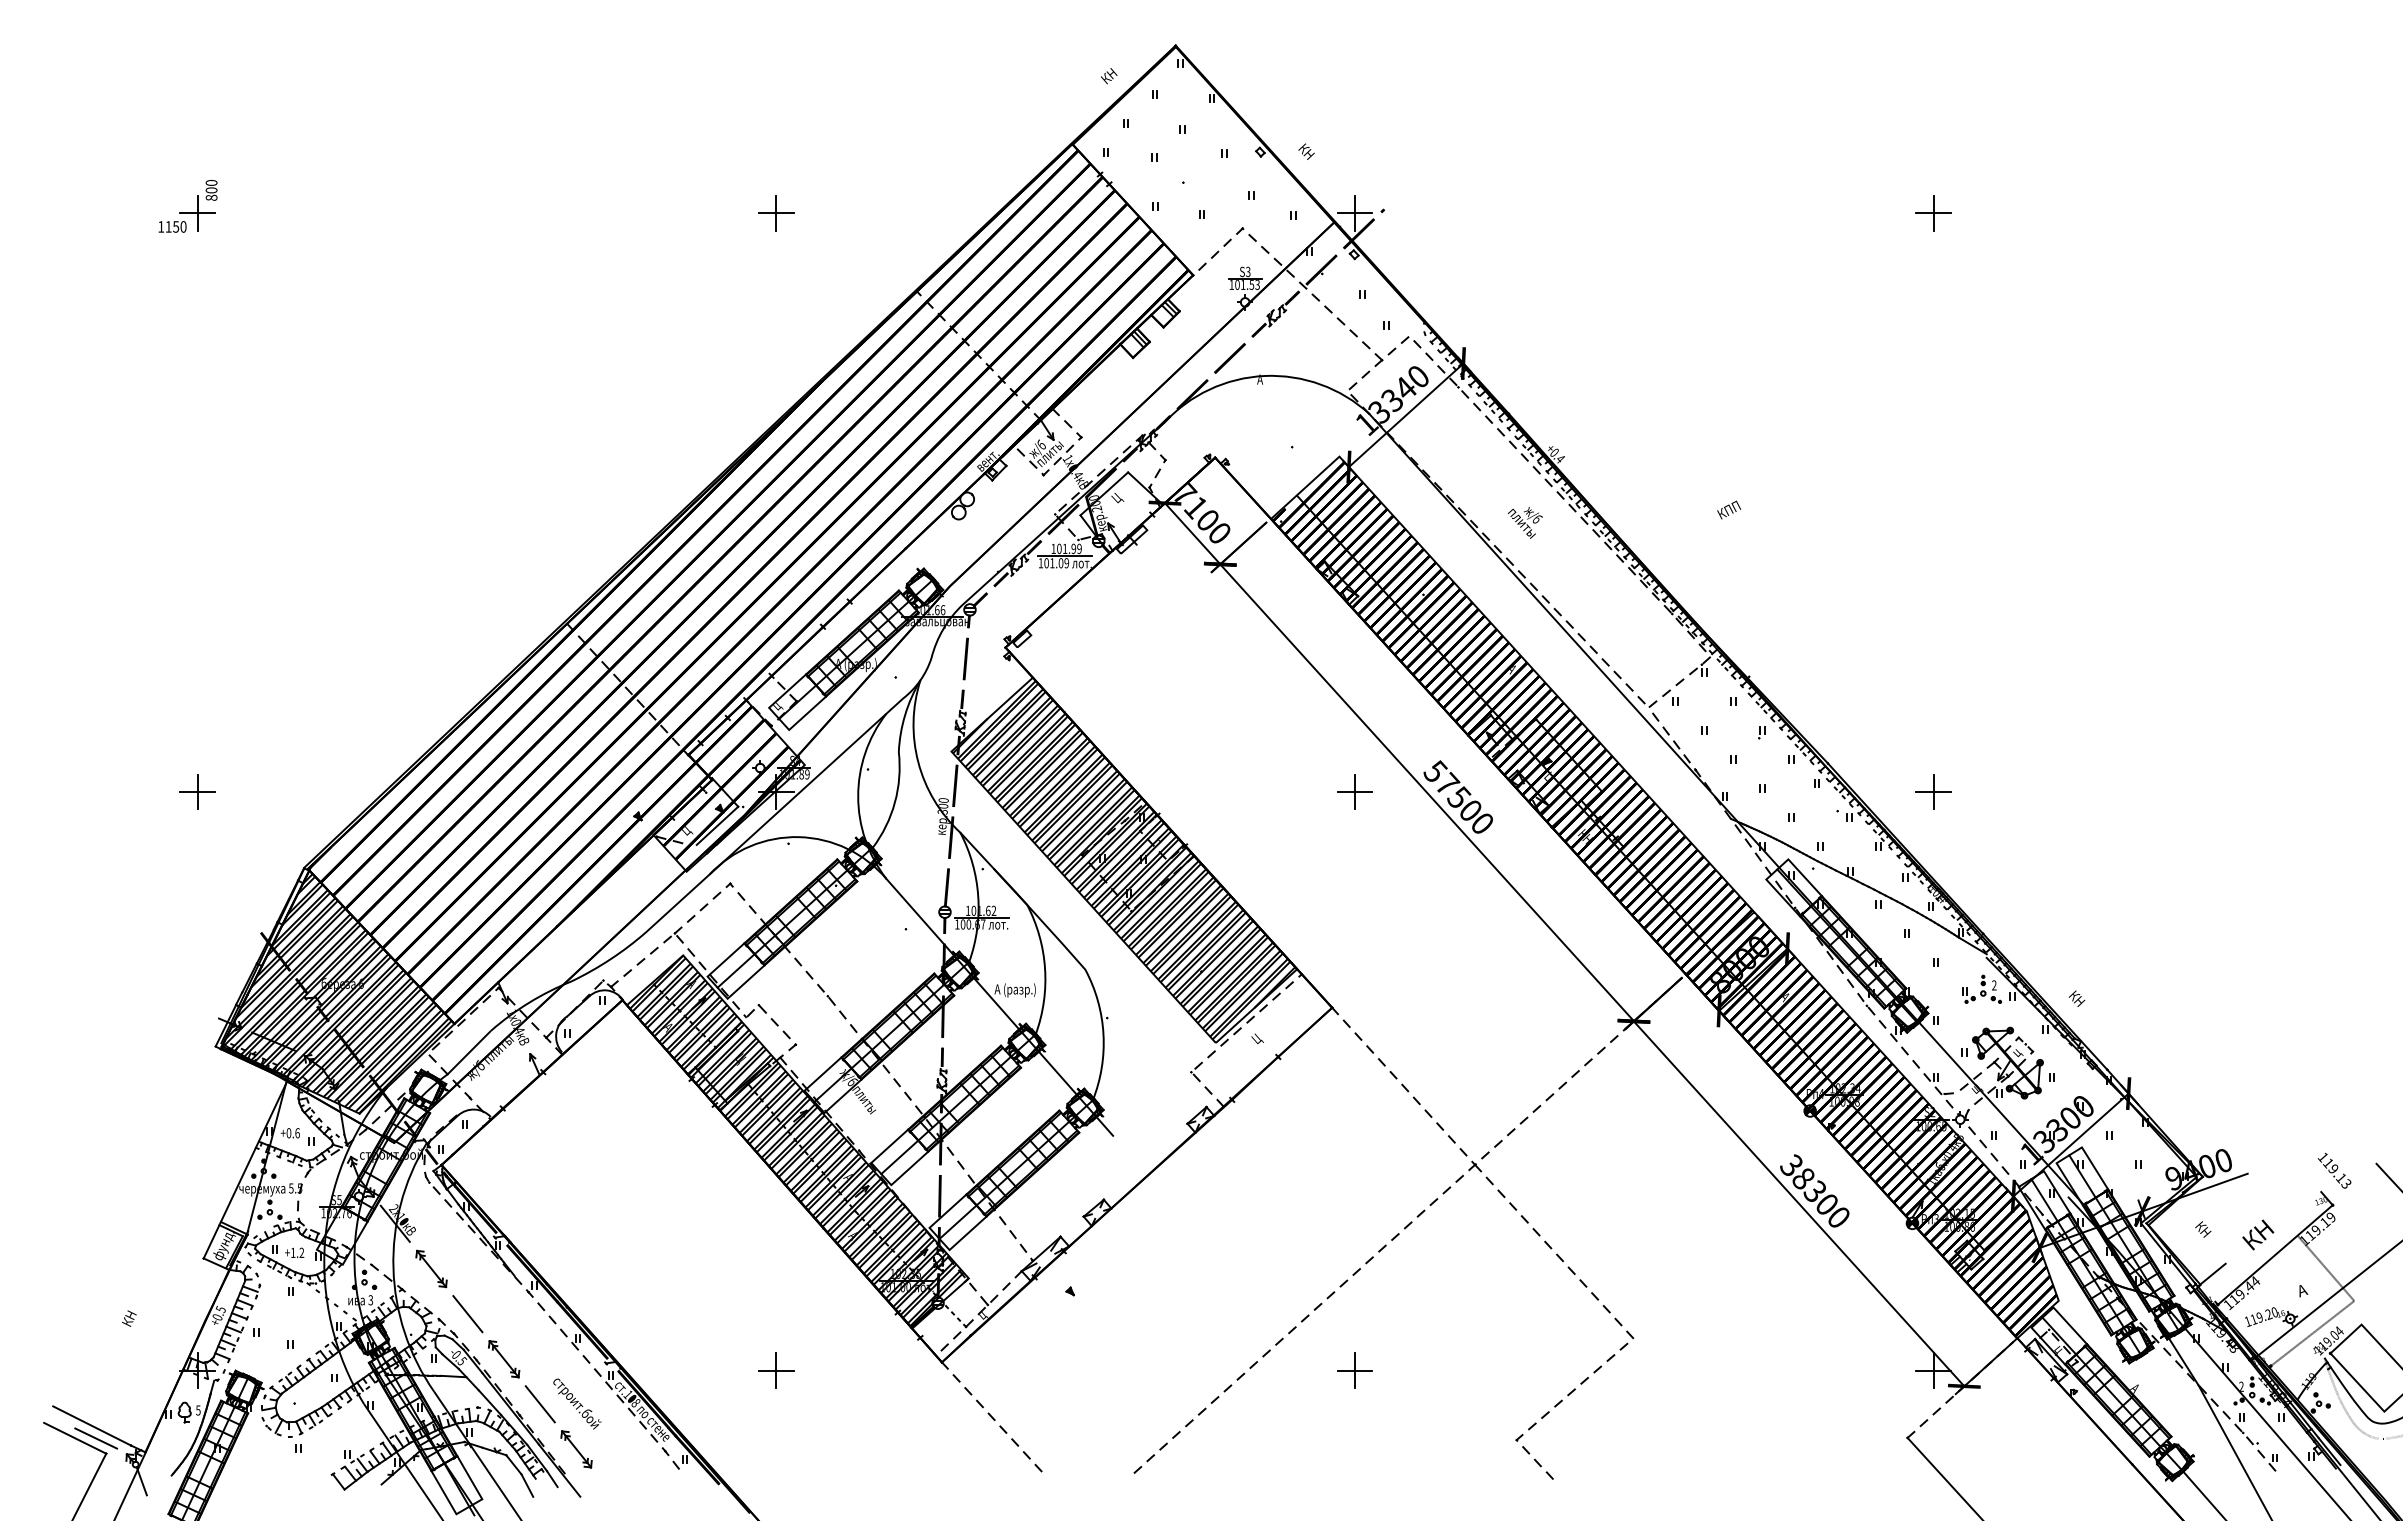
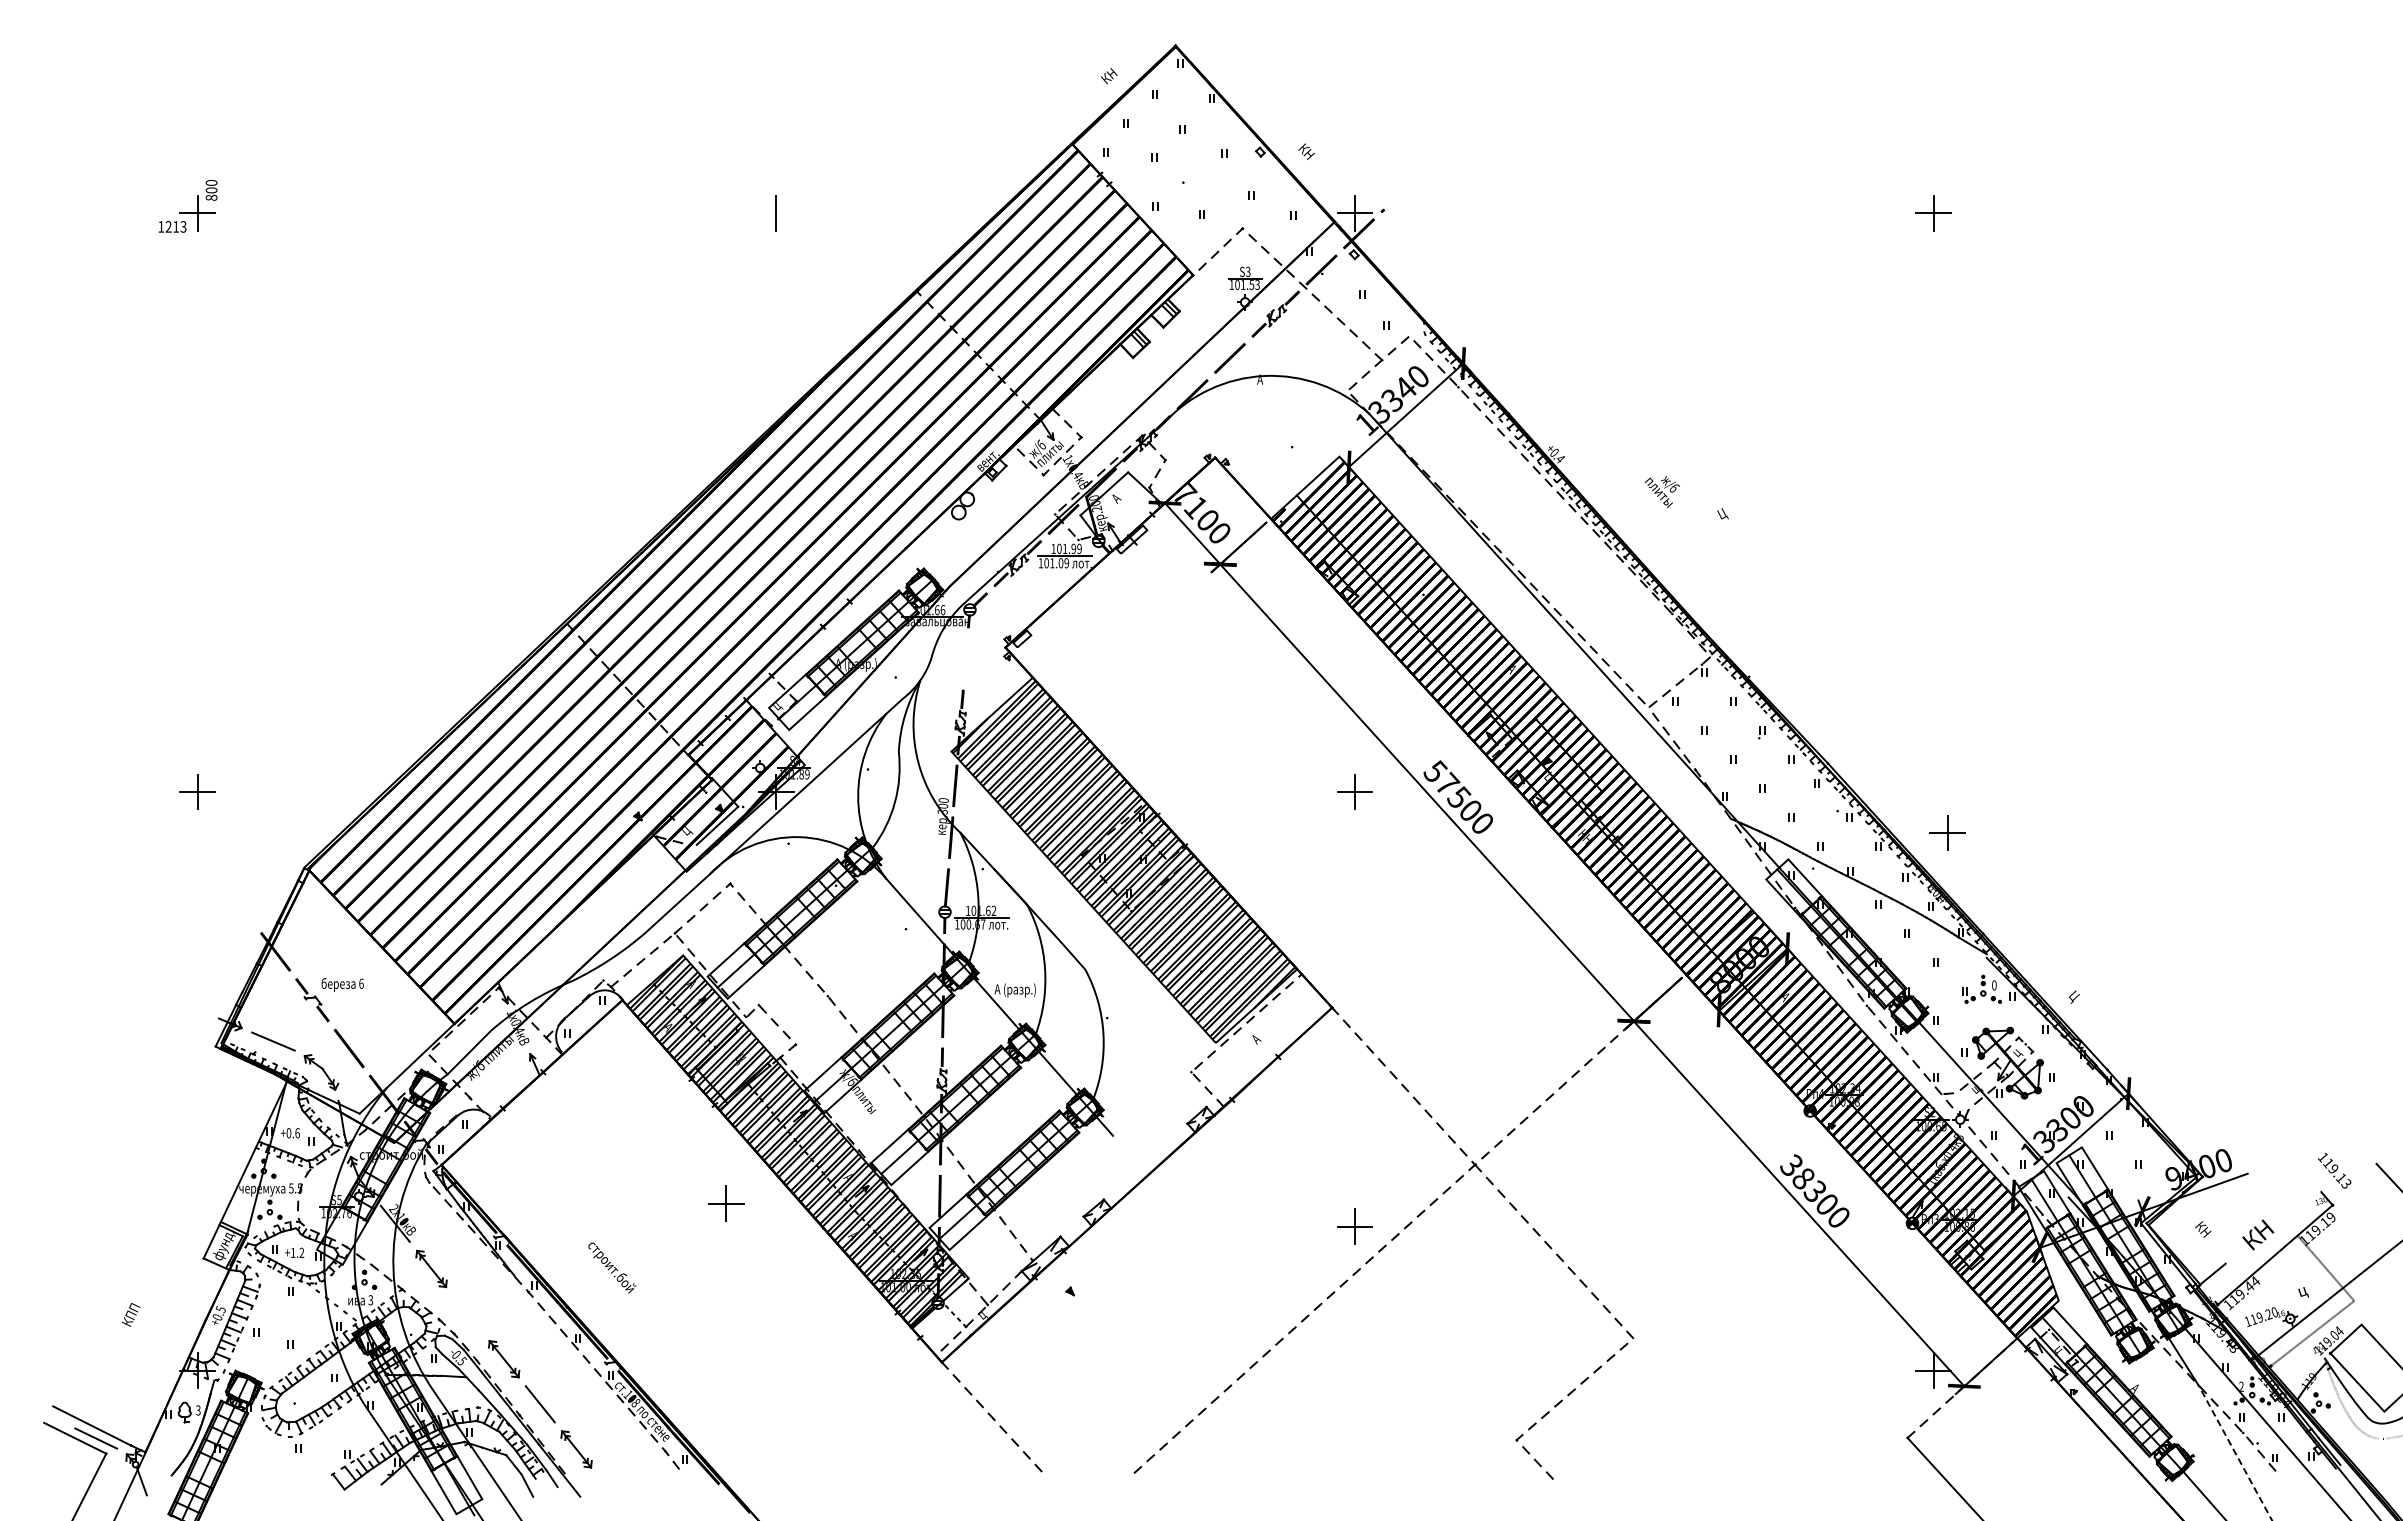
line: present -> none (776, 213)
text: 1150 -> 1213 (175, 226)
text: Ц -> А (1117, 498)
text: КПП -> Ц (1730, 509)
text position: (1524, 522) -> (1661, 491) (1661, 491)
line: present -> none (965, 658)
part position: (1933, 791) -> (1947, 832) (1947, 832)
text: 2 -> 0 (1994, 985)
hatch: present -> none (335, 993)
text: КН -> Ц (2077, 1000)
text: Ц -> А (1257, 1038)
text: А -> ц (2303, 1291)
text: КН -> КПП (132, 1309)
line: present -> none (467, 1314)
part position: (776, 1370) -> (726, 1203) (726, 1203)
part position: (1354, 1370) -> (1354, 1226) (1354, 1226)
text position: (577, 1403) -> (612, 1267) (612, 1267)
text: 5 -> 3 (198, 1409)
line: solid -> dashed (2235, 1452)
